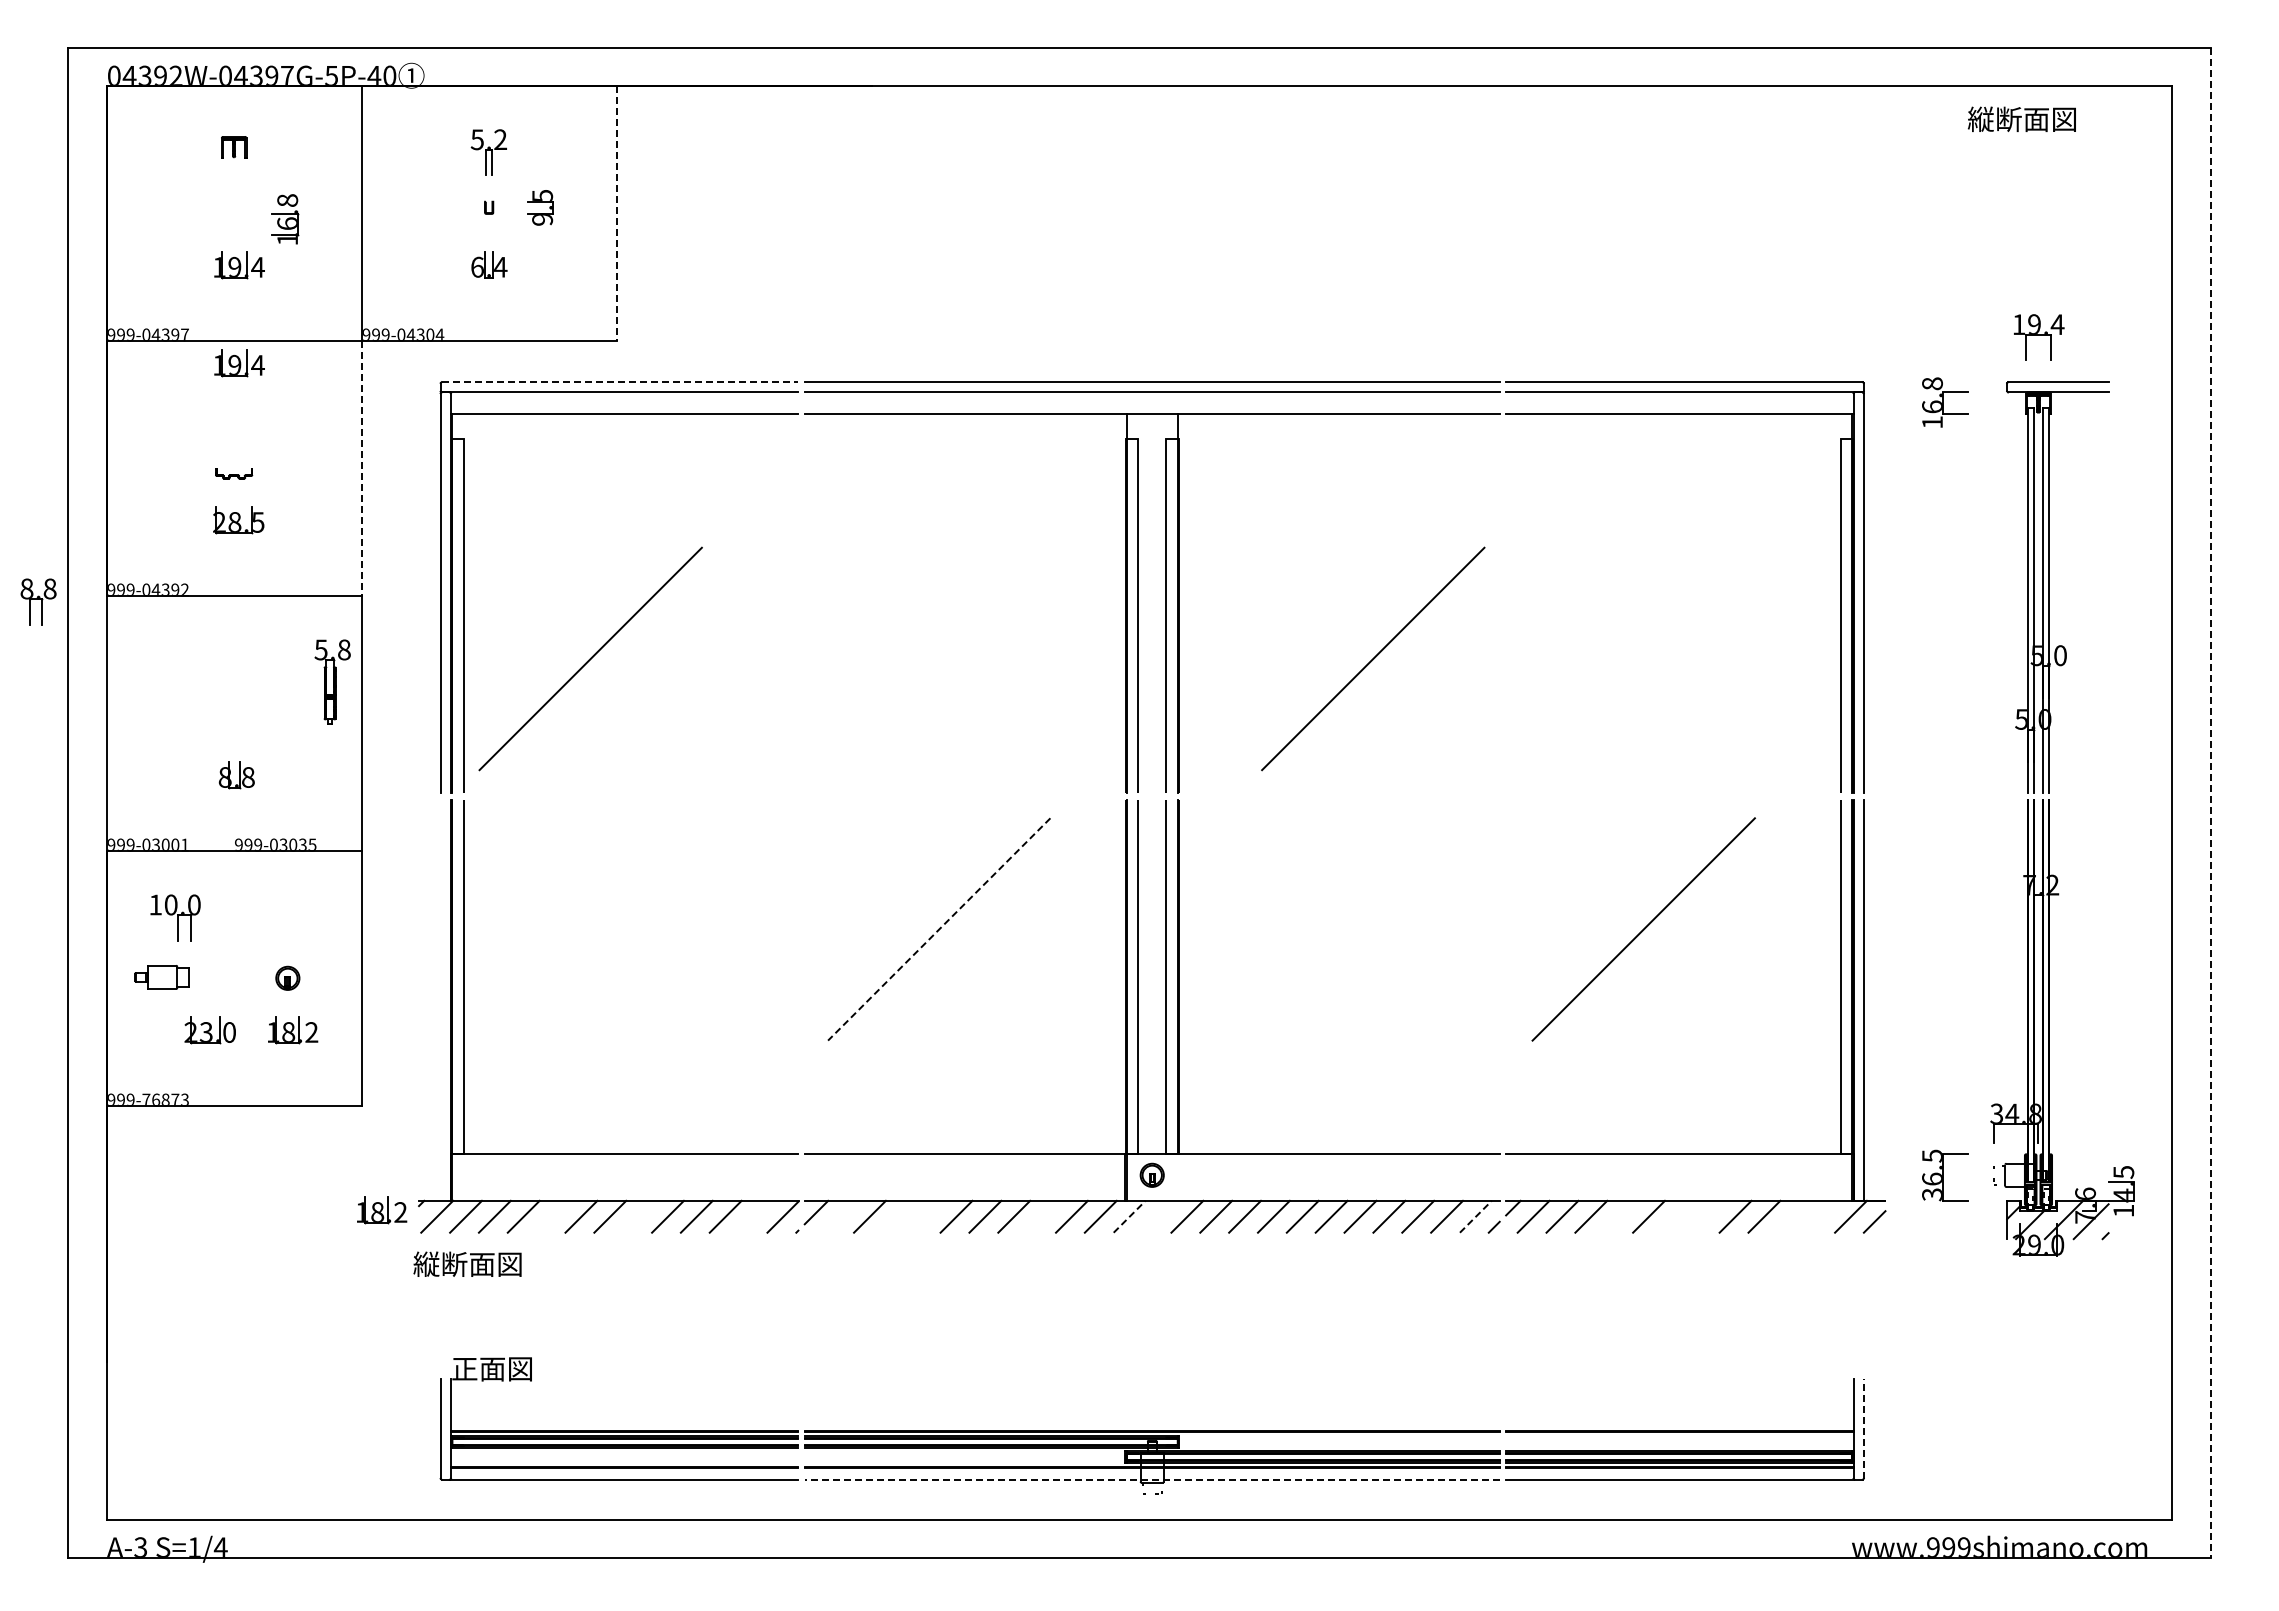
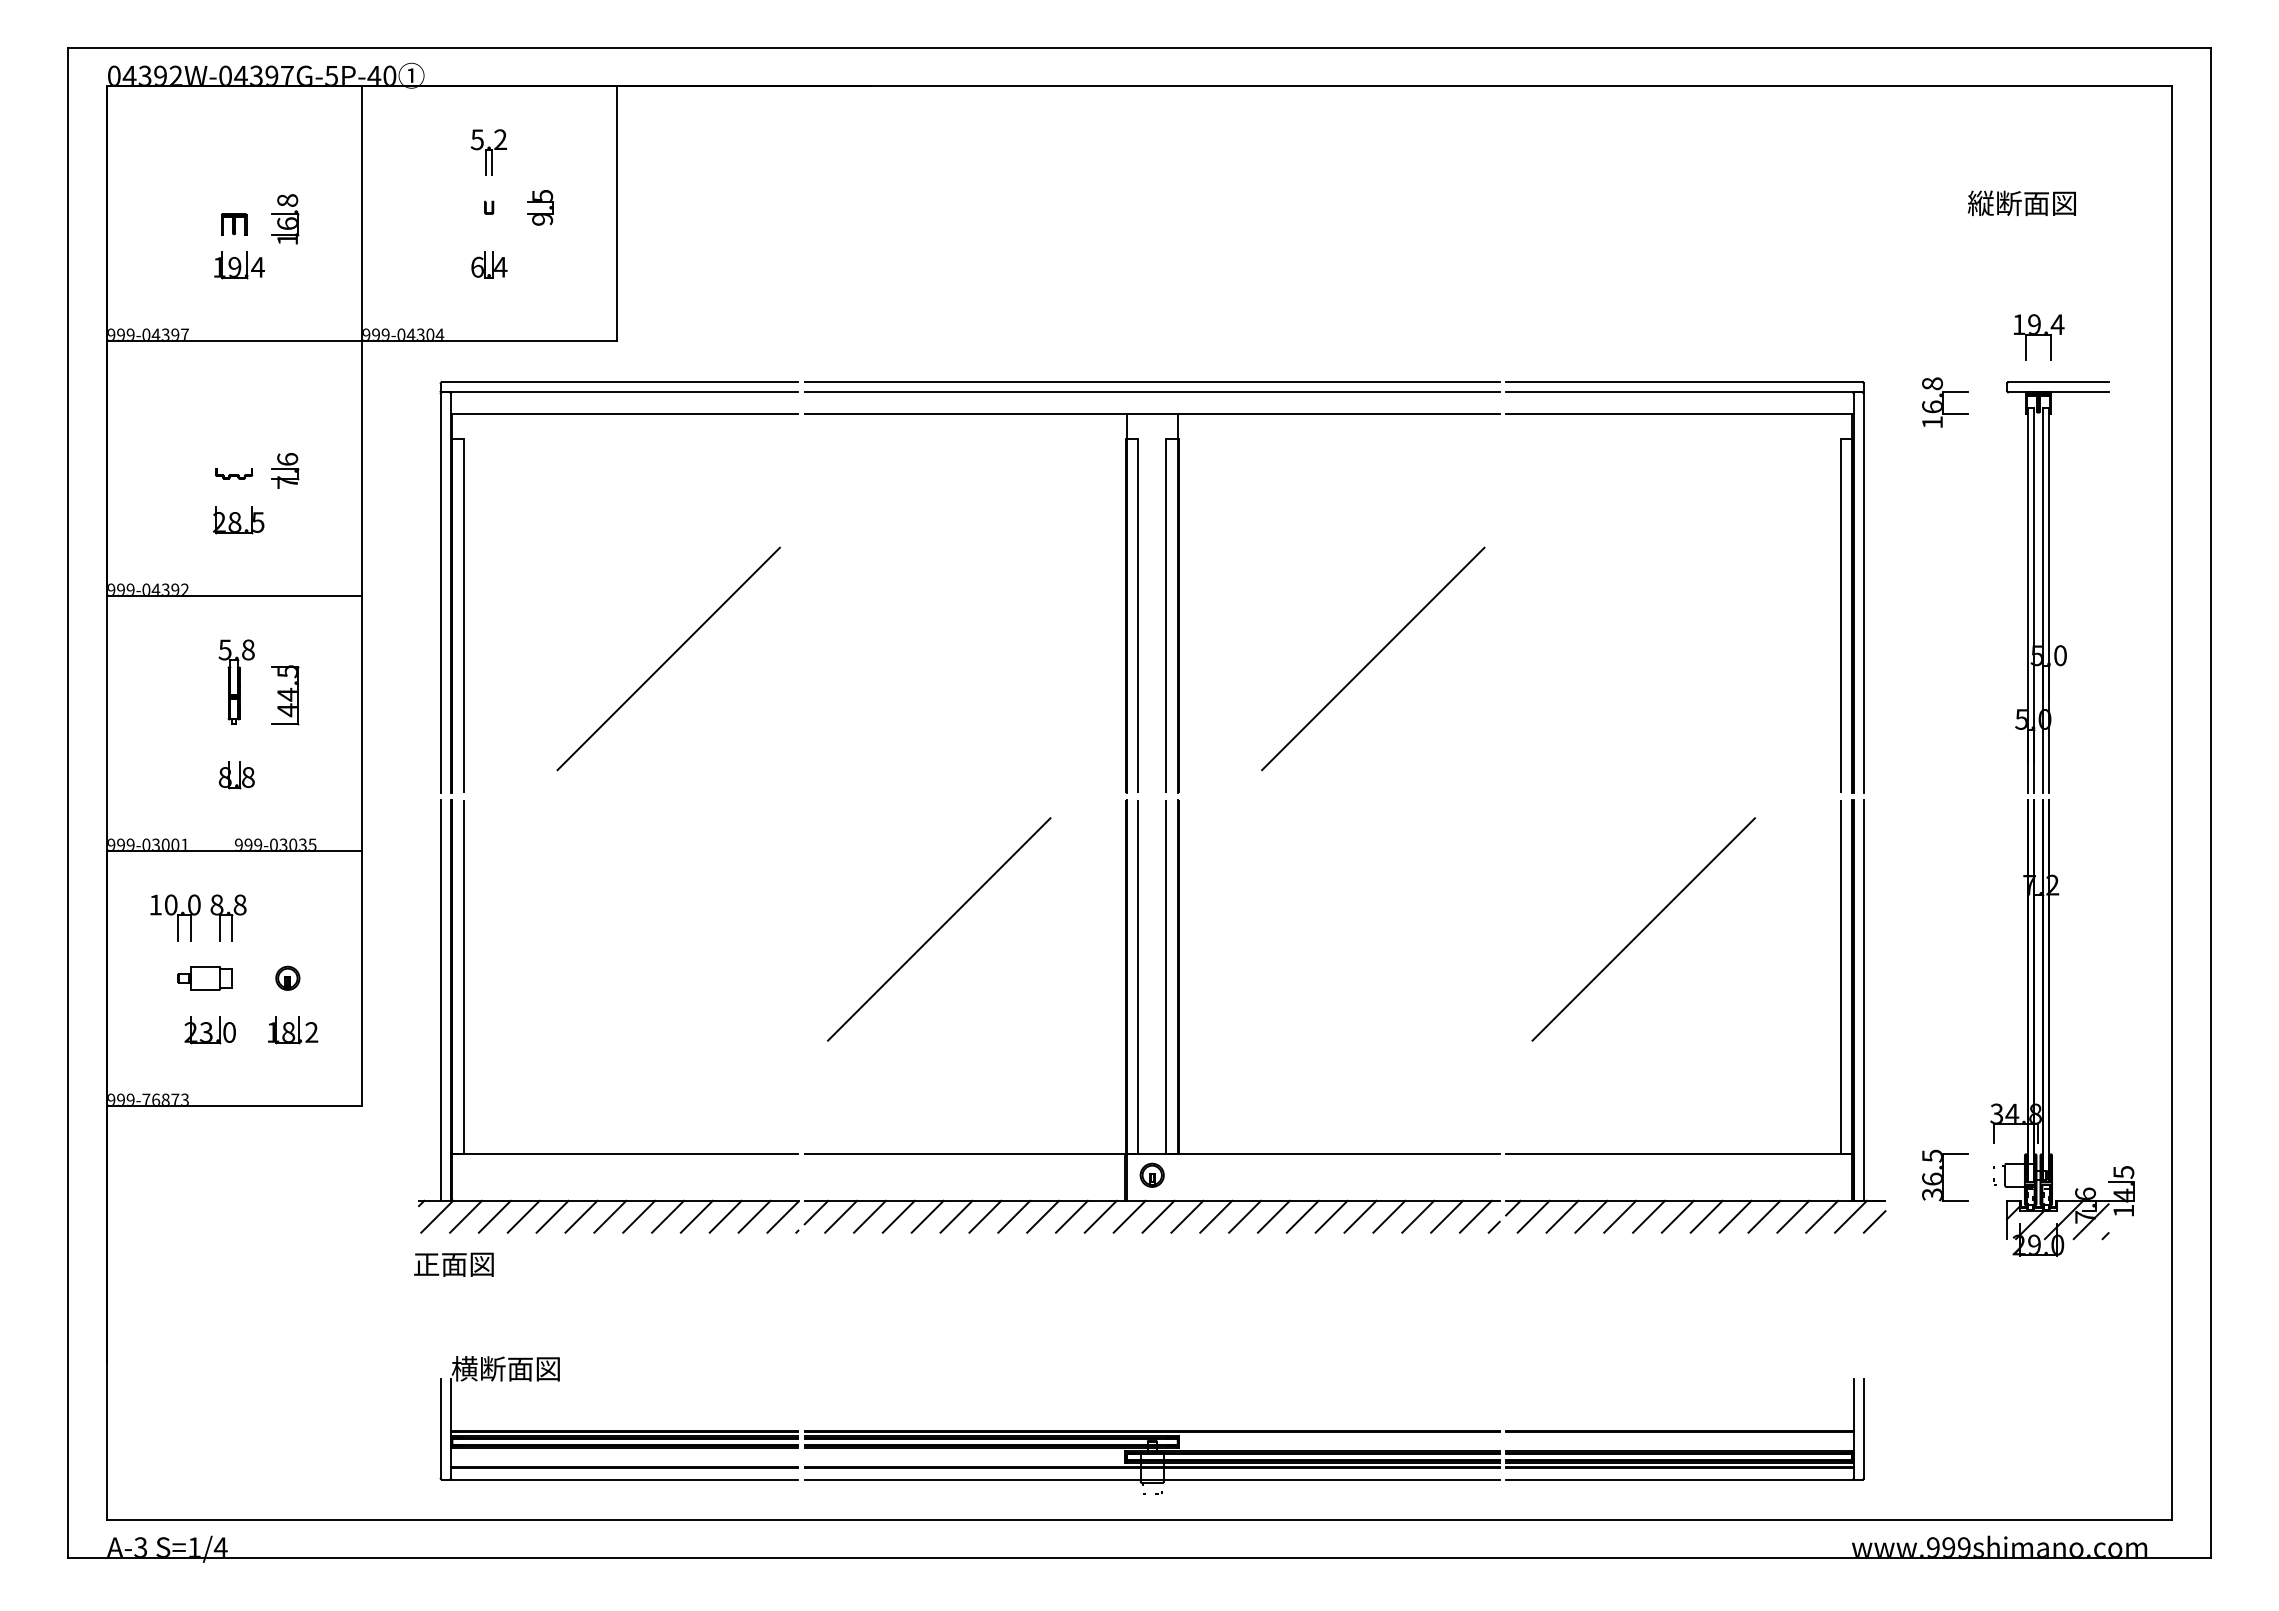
text position: (2021, 118) -> (2021, 202) (2021, 202)
part position: (234, 147) -> (234, 224) (234, 224)
line: dashed -> solid (616, 213)
part: present -> none (239, 363)
line: dashed -> solid (620, 382)
line: dashed -> solid (361, 468)
part: none -> present (285, 470)
part position: (38, 601) -> (228, 917) (228, 917)
line position: (590, 658) -> (668, 658) (668, 658)
part position: (332, 681) -> (236, 681) (236, 681)
part: none -> present (285, 695)
line: dashed -> solid (2210, 803)
line: dashed -> solid (938, 929)
part position: (161, 977) -> (204, 978) (204, 978)
line: none -> present (440, 999)
part: present -> none (382, 1210)
line: none -> present (552, 1216)
line: none -> present (639, 1216)
line: none -> present (754, 1216)
line: none -> present (841, 1216)
line: none -> present (898, 1216)
line: none -> present (927, 1216)
line: none -> present (1043, 1216)
line: dashed -> solid (1129, 1216)
line: none -> present (1158, 1216)
line: dashed -> solid (1475, 1216)
line: none -> present (1620, 1216)
line: none -> present (1677, 1216)
line: none -> present (1706, 1216)
line: none -> present (1793, 1216)
line: none -> present (1822, 1216)
text: 縦断面図 -> 正面図 (467, 1263)
text: 正面図 -> 横断面図 (505, 1368)
line: dashed -> solid (1863, 1429)
line: dashed -> solid (1151, 1479)
